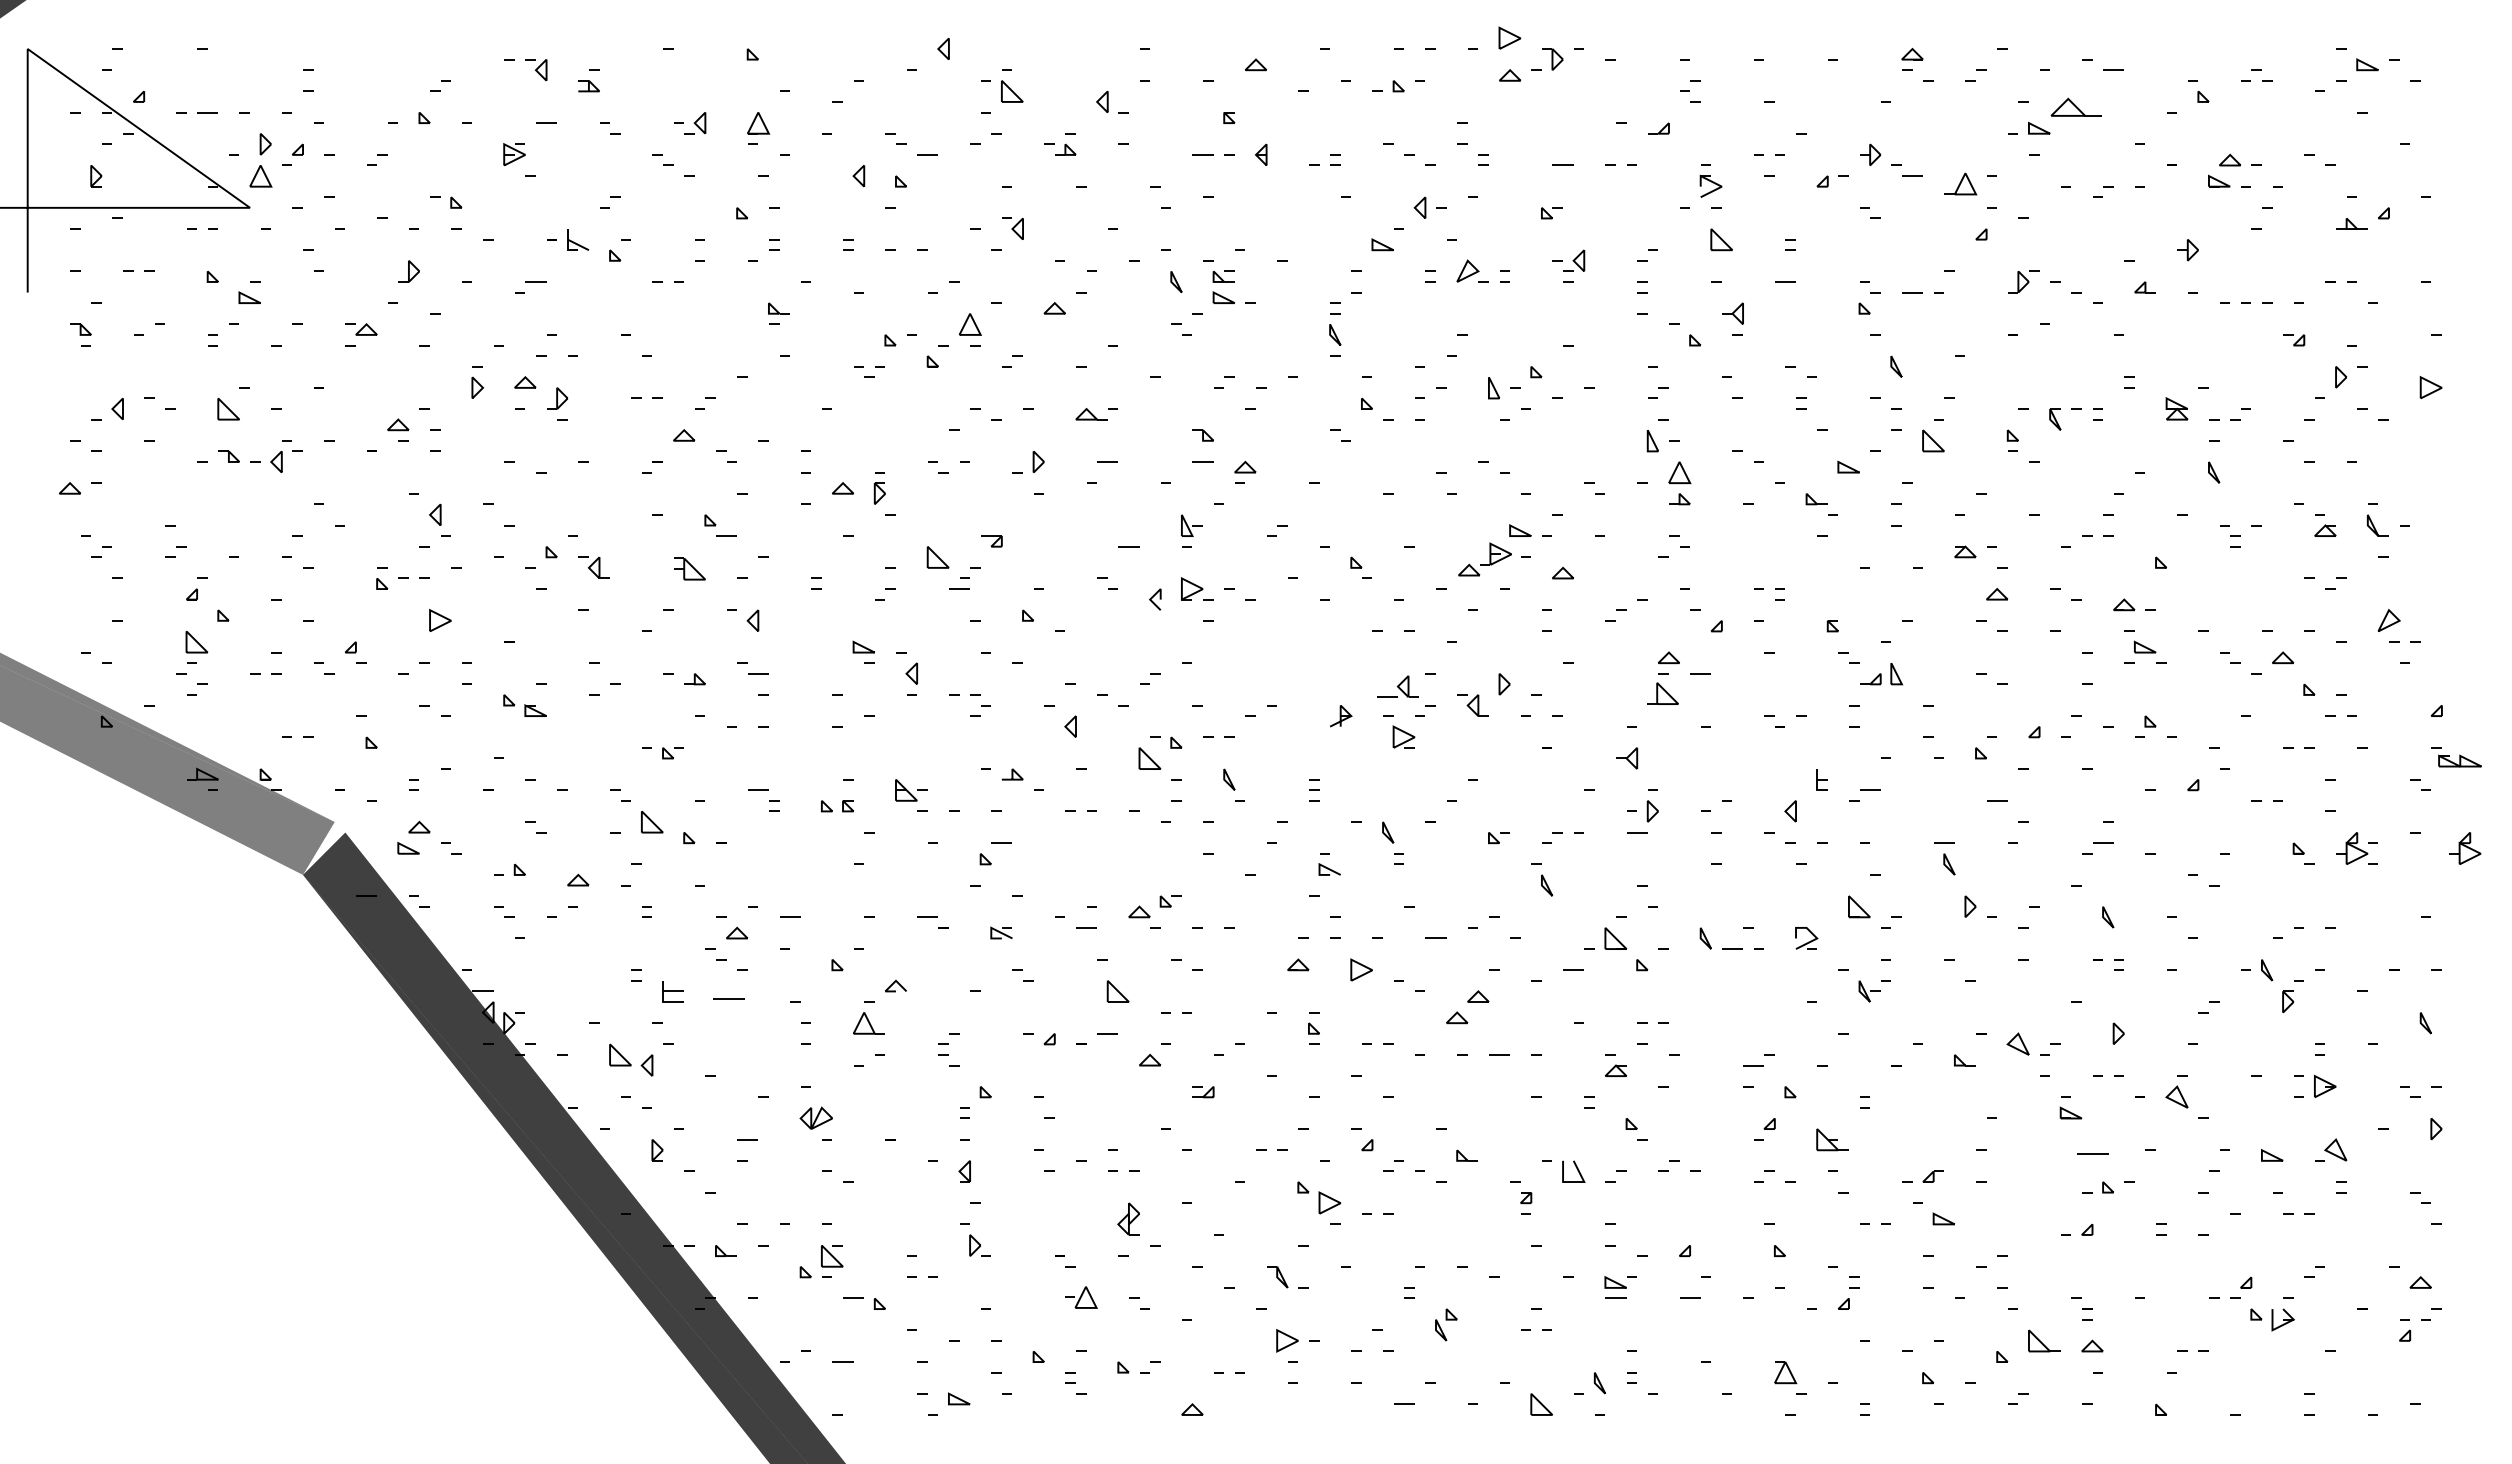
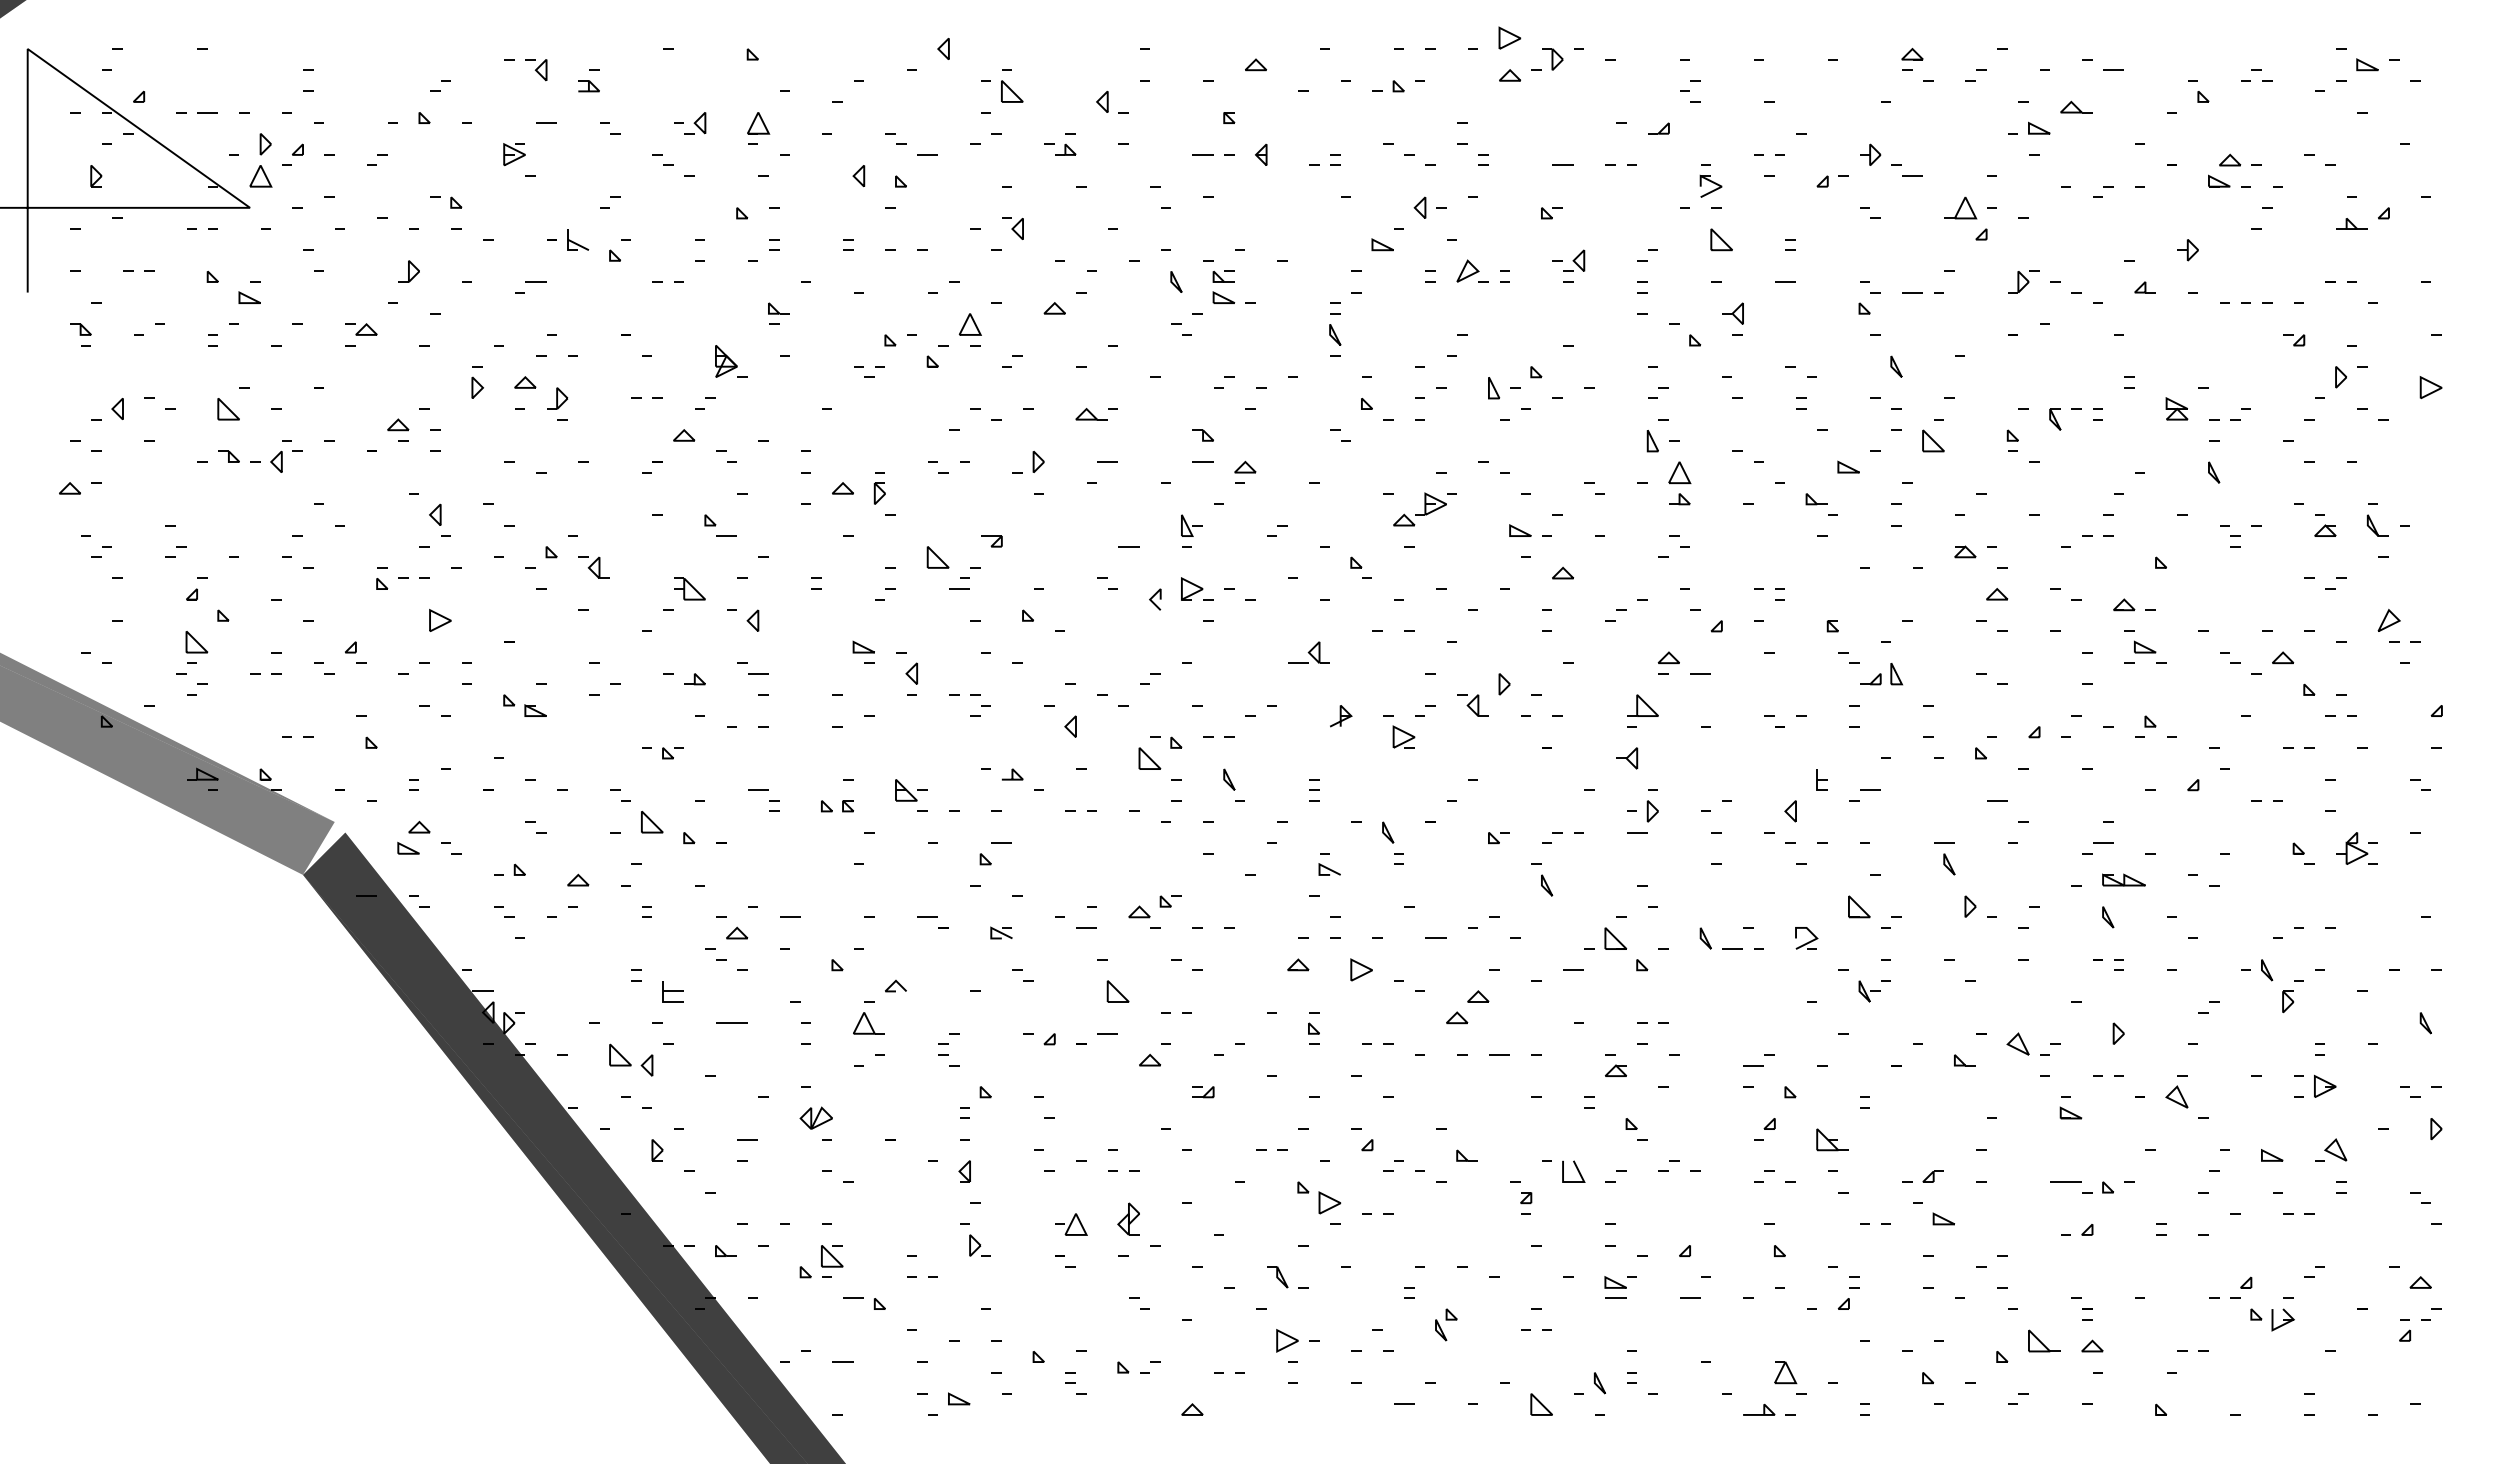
part size: 52x20 px -> 33x14 px (2076, 106)
part position: (1960, 183) -> (1960, 207) (1960, 207)
part: none -> present (726, 361)
part position: (1484, 559) -> (1419, 509) (1419, 509)
part position: (689, 568) -> (689, 588) (689, 588)
part position: (1397, 686) -> (1308, 652) (1308, 652)
part position: (1662, 693) -> (1642, 705) (1642, 705)
part position: (2459, 760) -> (2123, 879) (2123, 879)
part: present -> none (2465, 848)
line position: (728, 998) -> (731, 1022) (731, 1022)
line position: (2092, 1153) -> (2065, 1181) (2065, 1181)
part position: (1081, 1297) -> (1071, 1224) (1071, 1224)
line: none -> present (1763, 1409)
